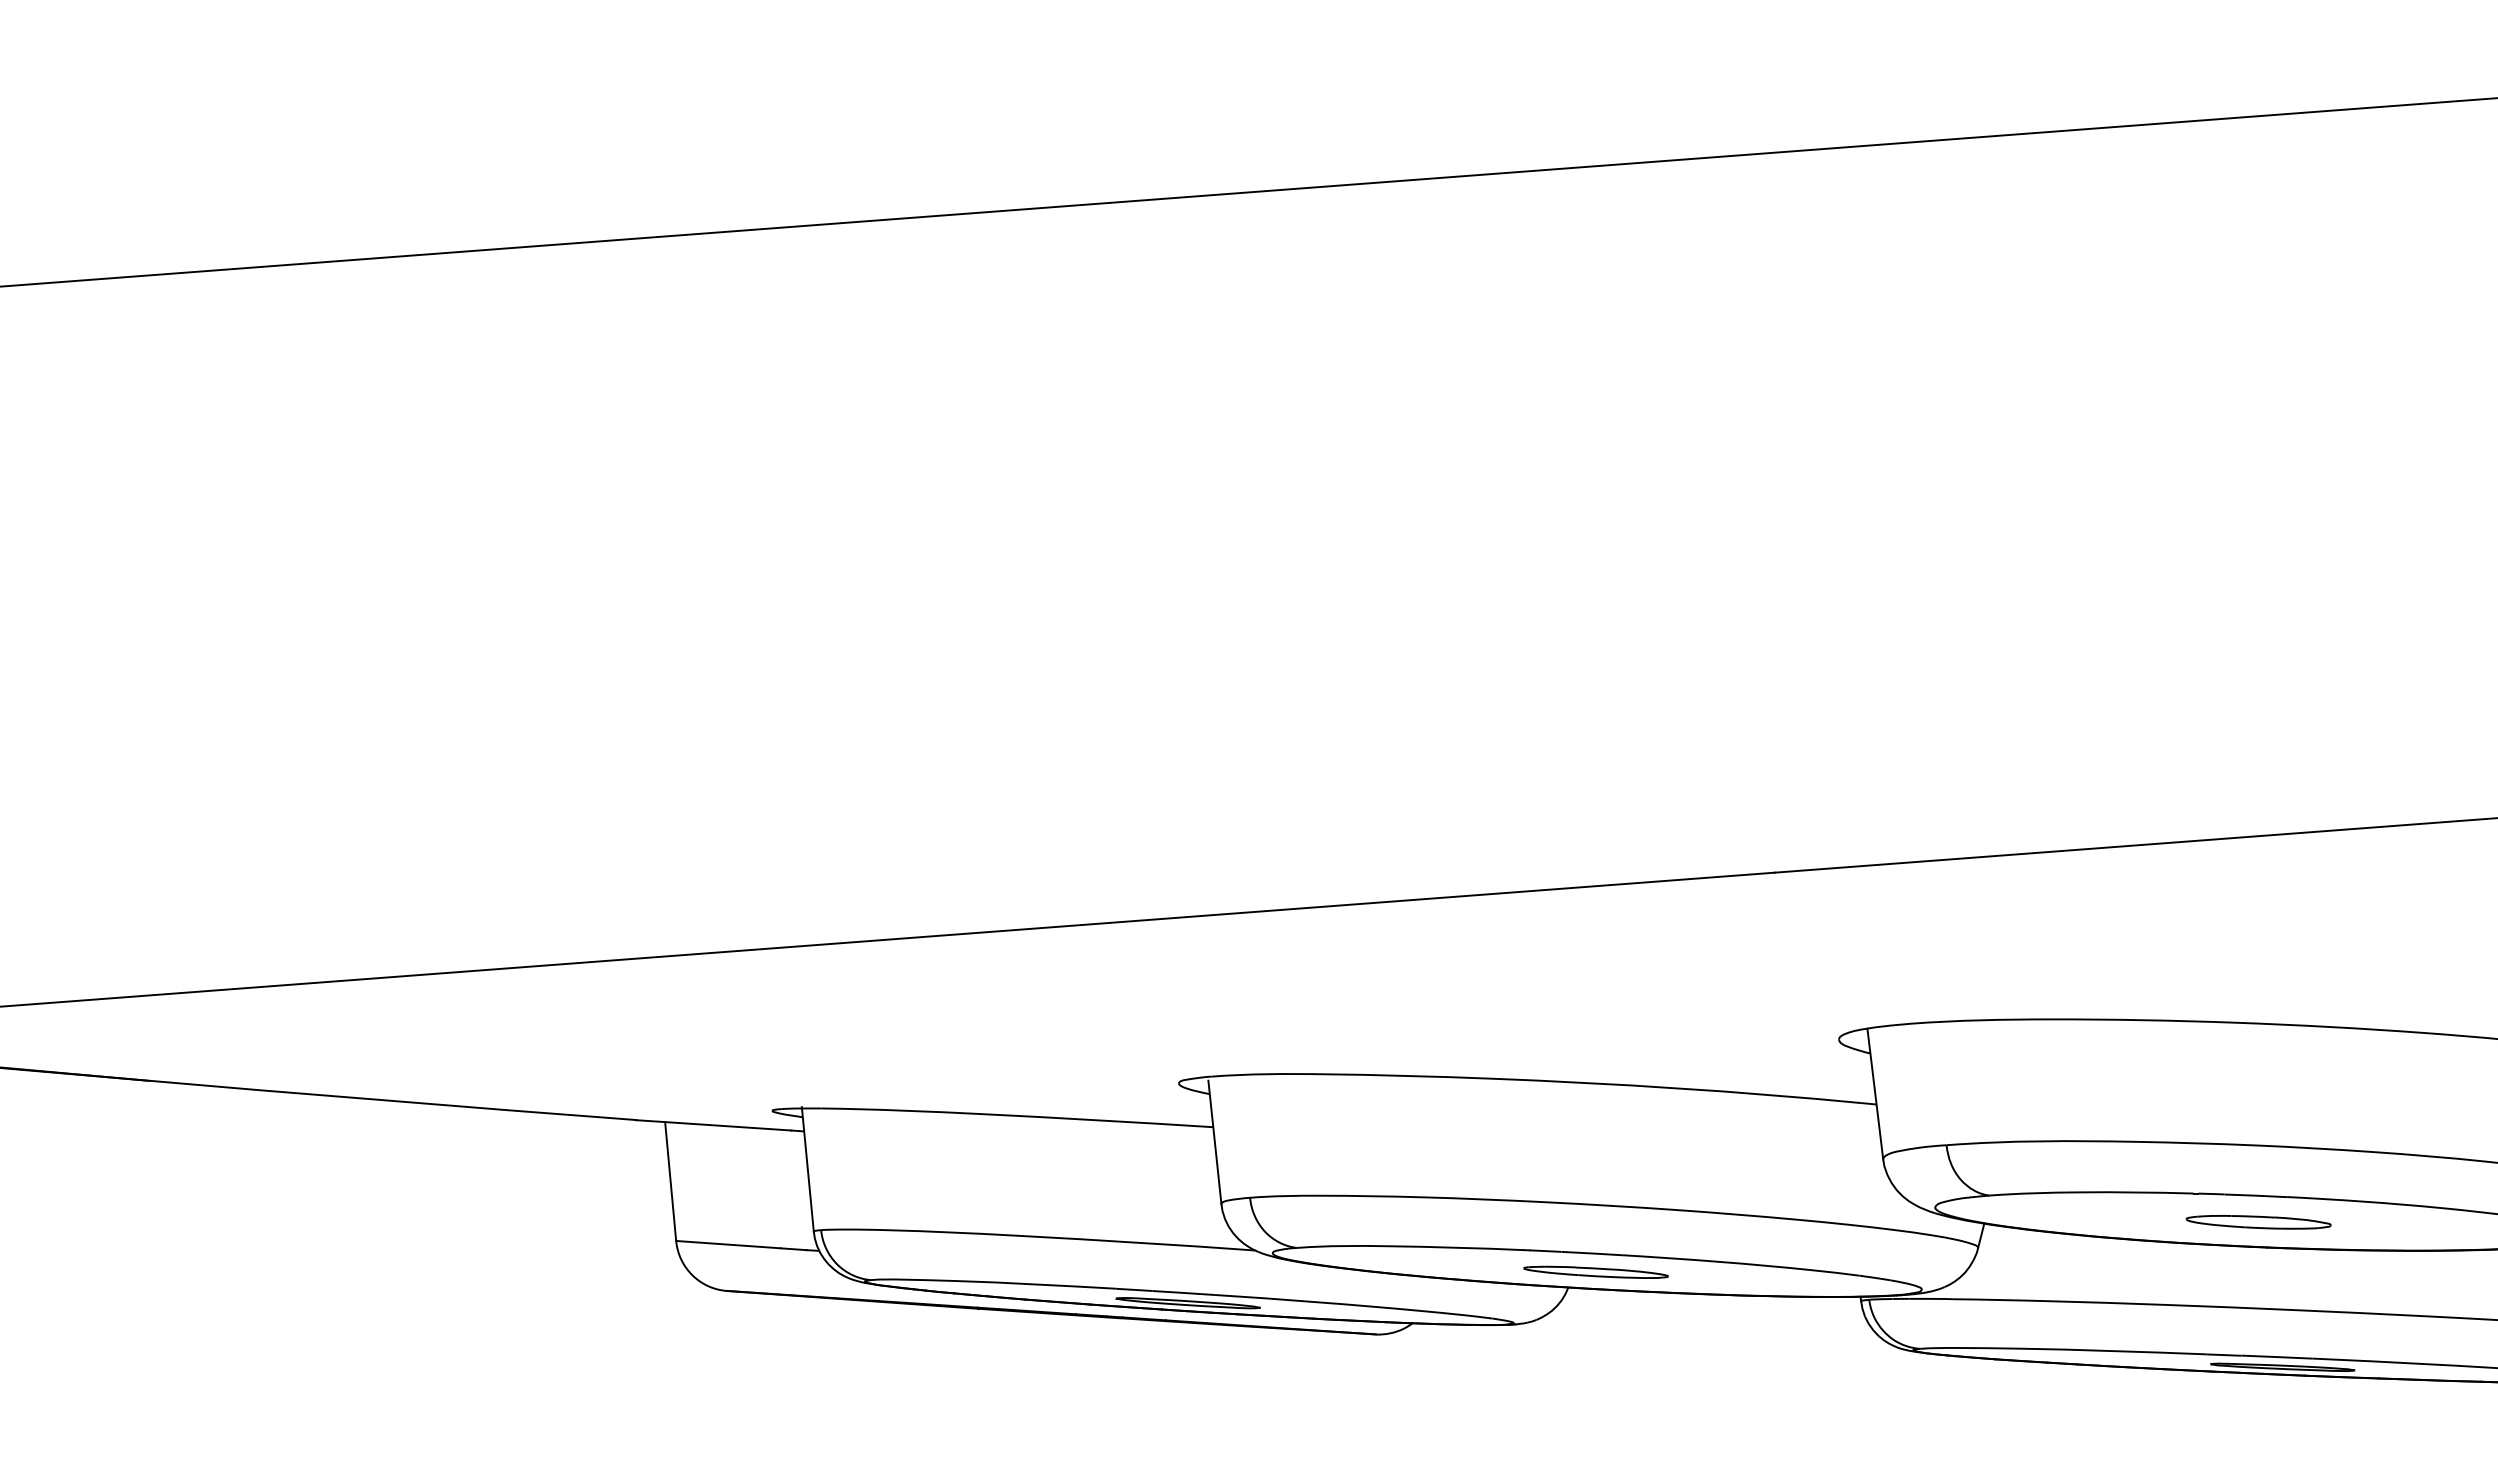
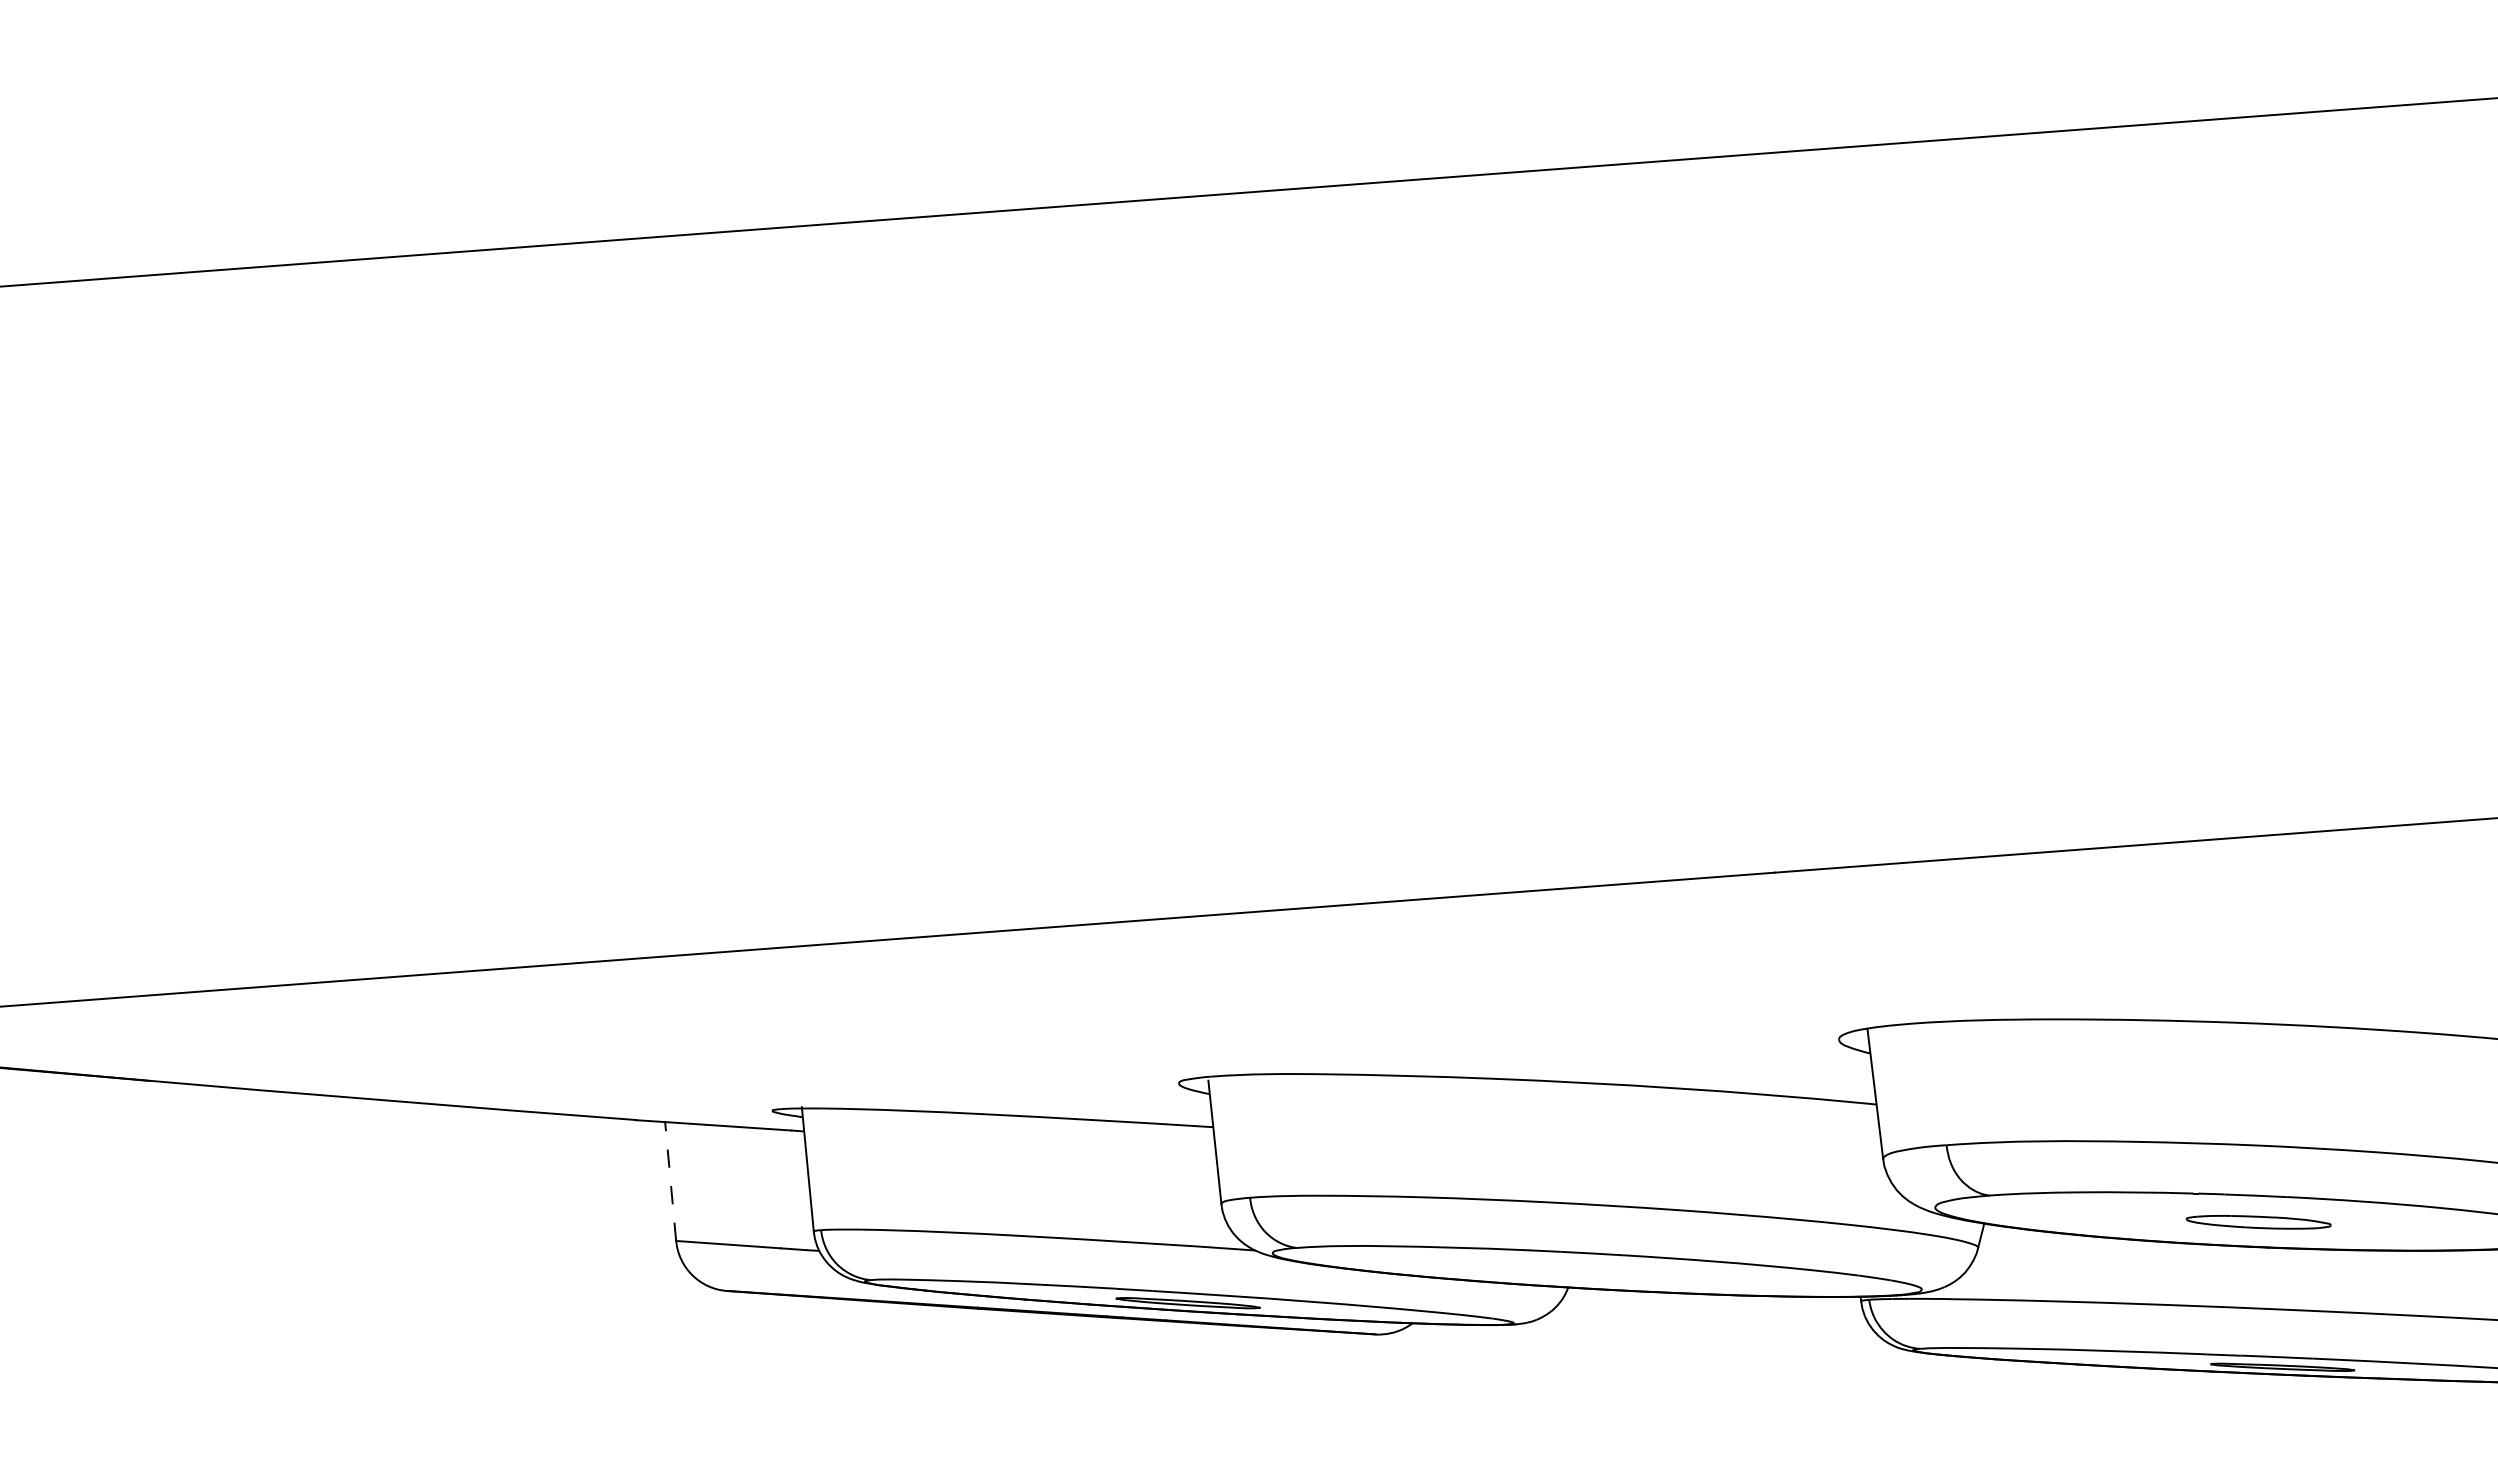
line: solid -> dashed (670, 1181)
part: present -> none (1595, 1271)
